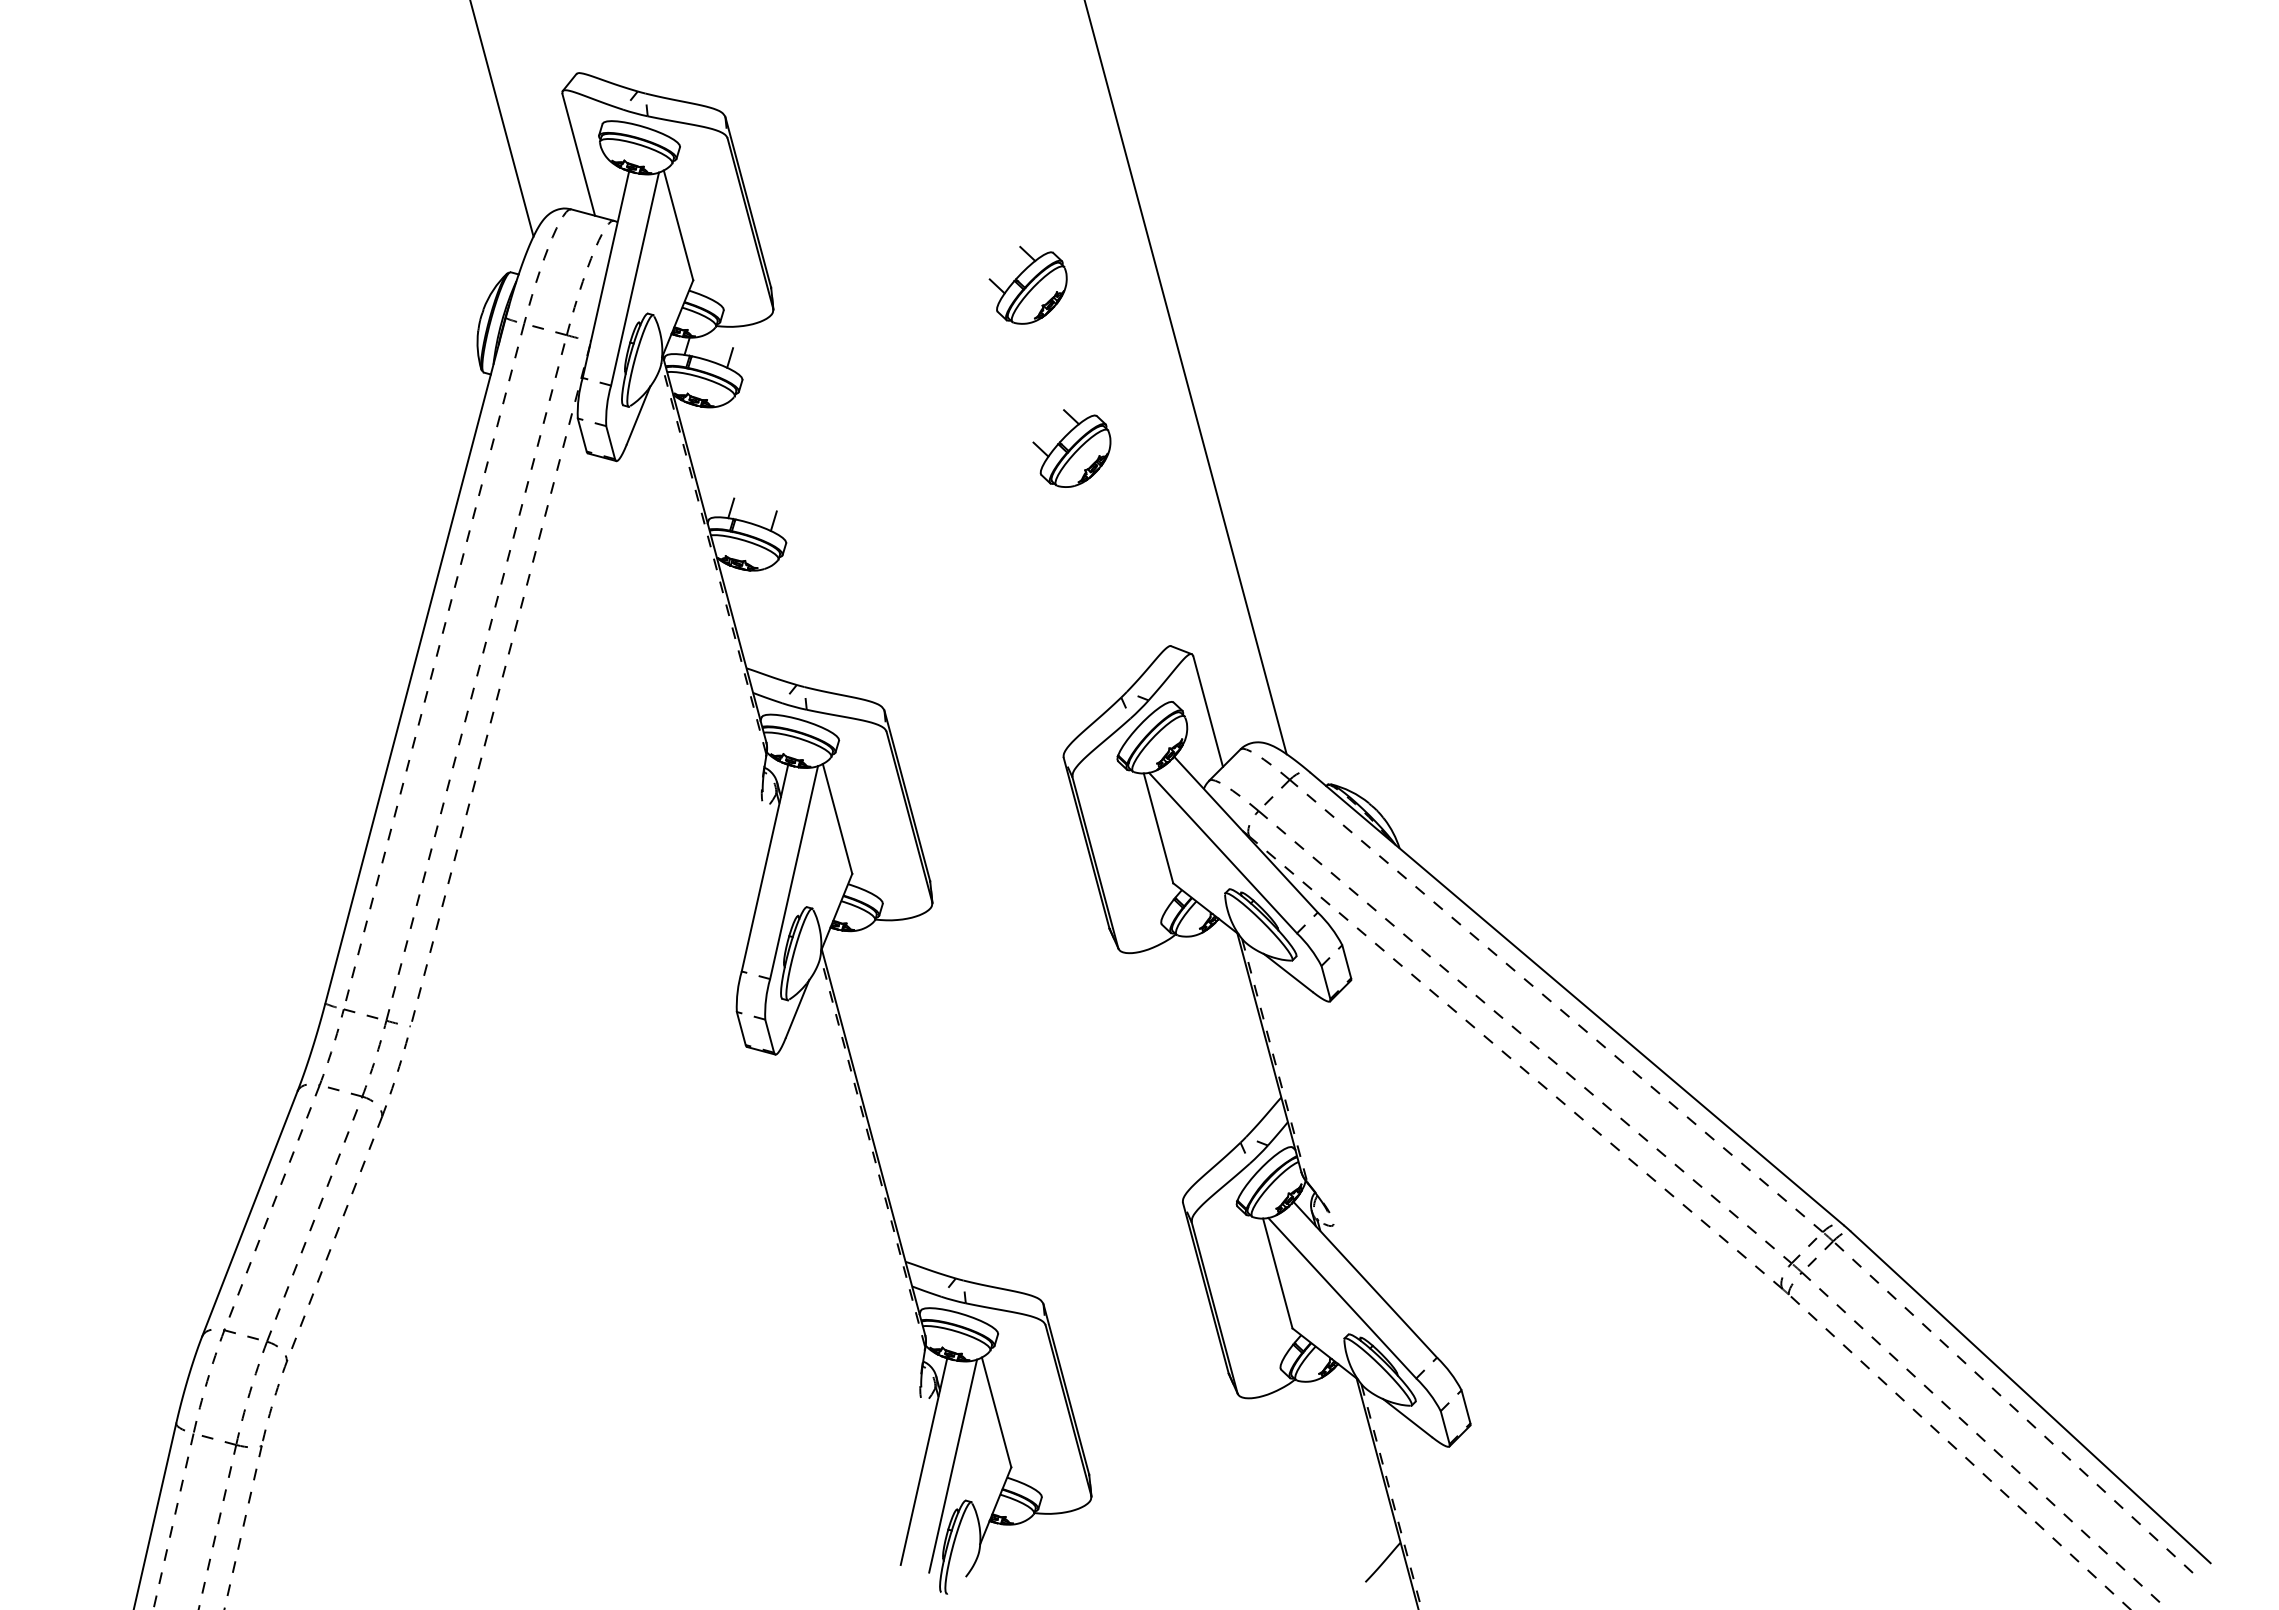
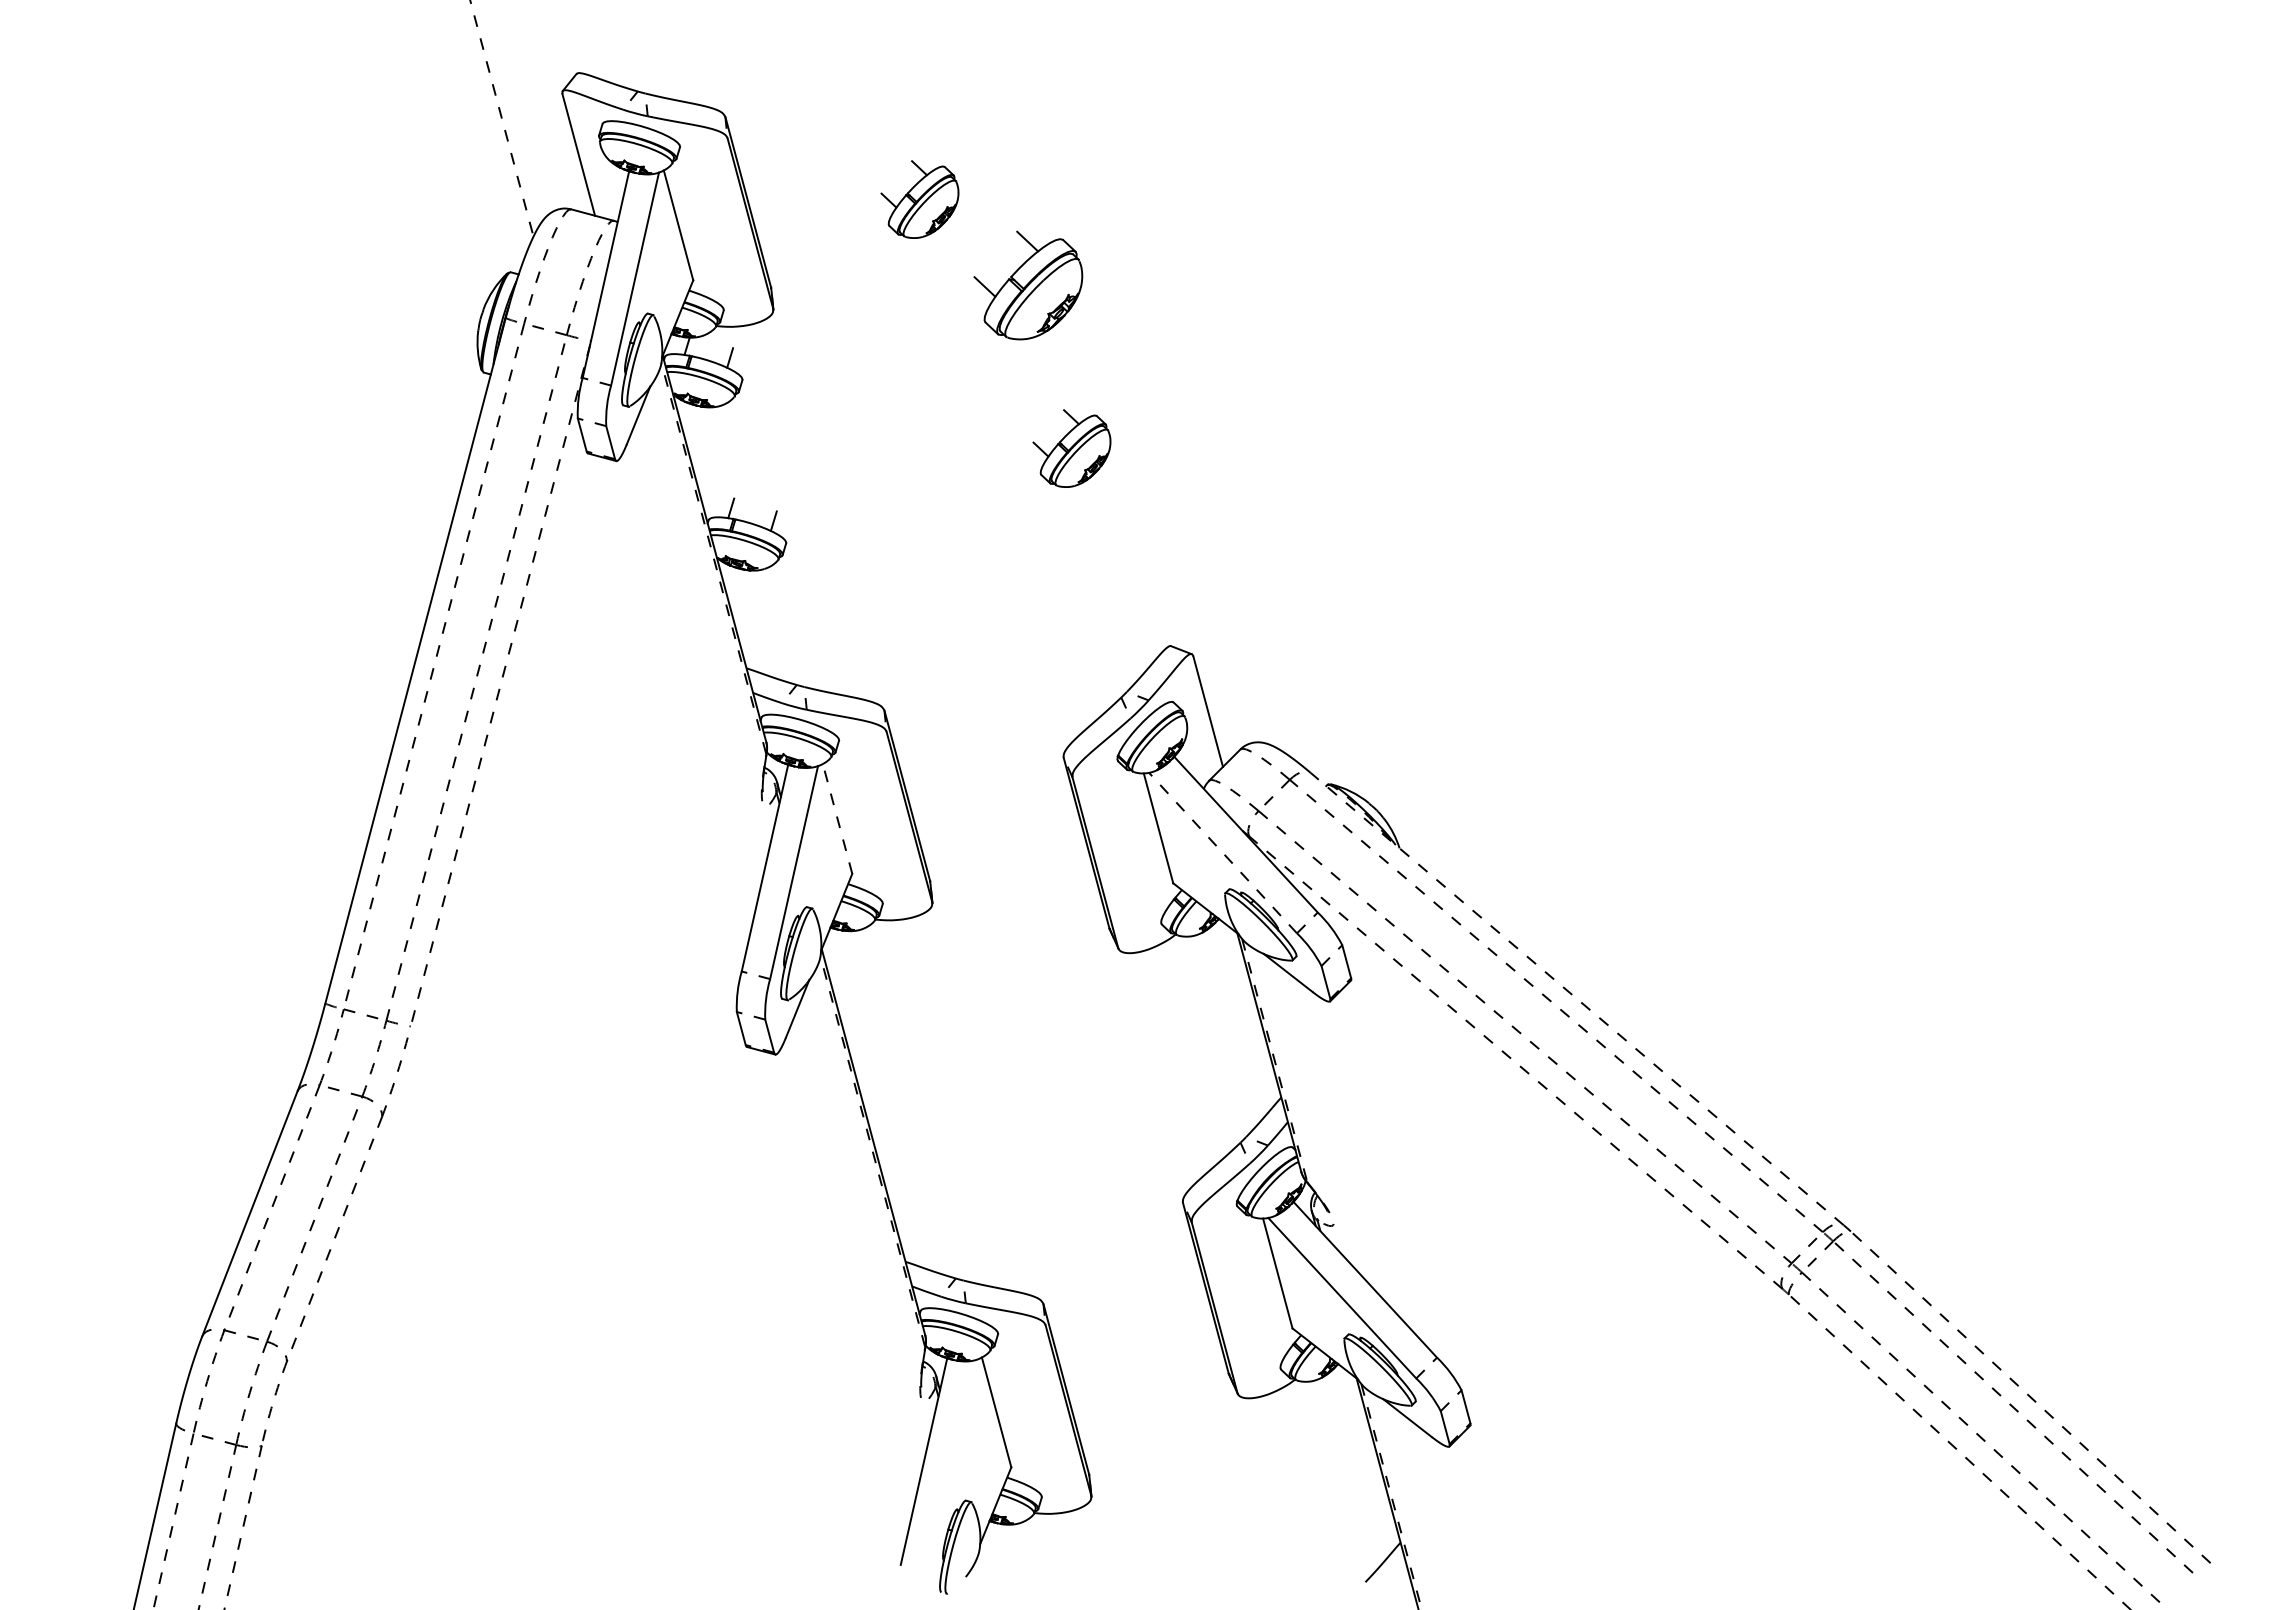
line: solid -> dashed (502, 118)
part: none -> present (919, 199)
part size: 80x80 px -> 111x111 px (1028, 285)
line: present -> none (1185, 378)
line: solid -> dashed (837, 818)
line: solid -> dashed (1222, 852)
line: solid -> dashed (1577, 999)
line: solid -> dashed (2030, 1397)
line: present -> none (953, 1465)
